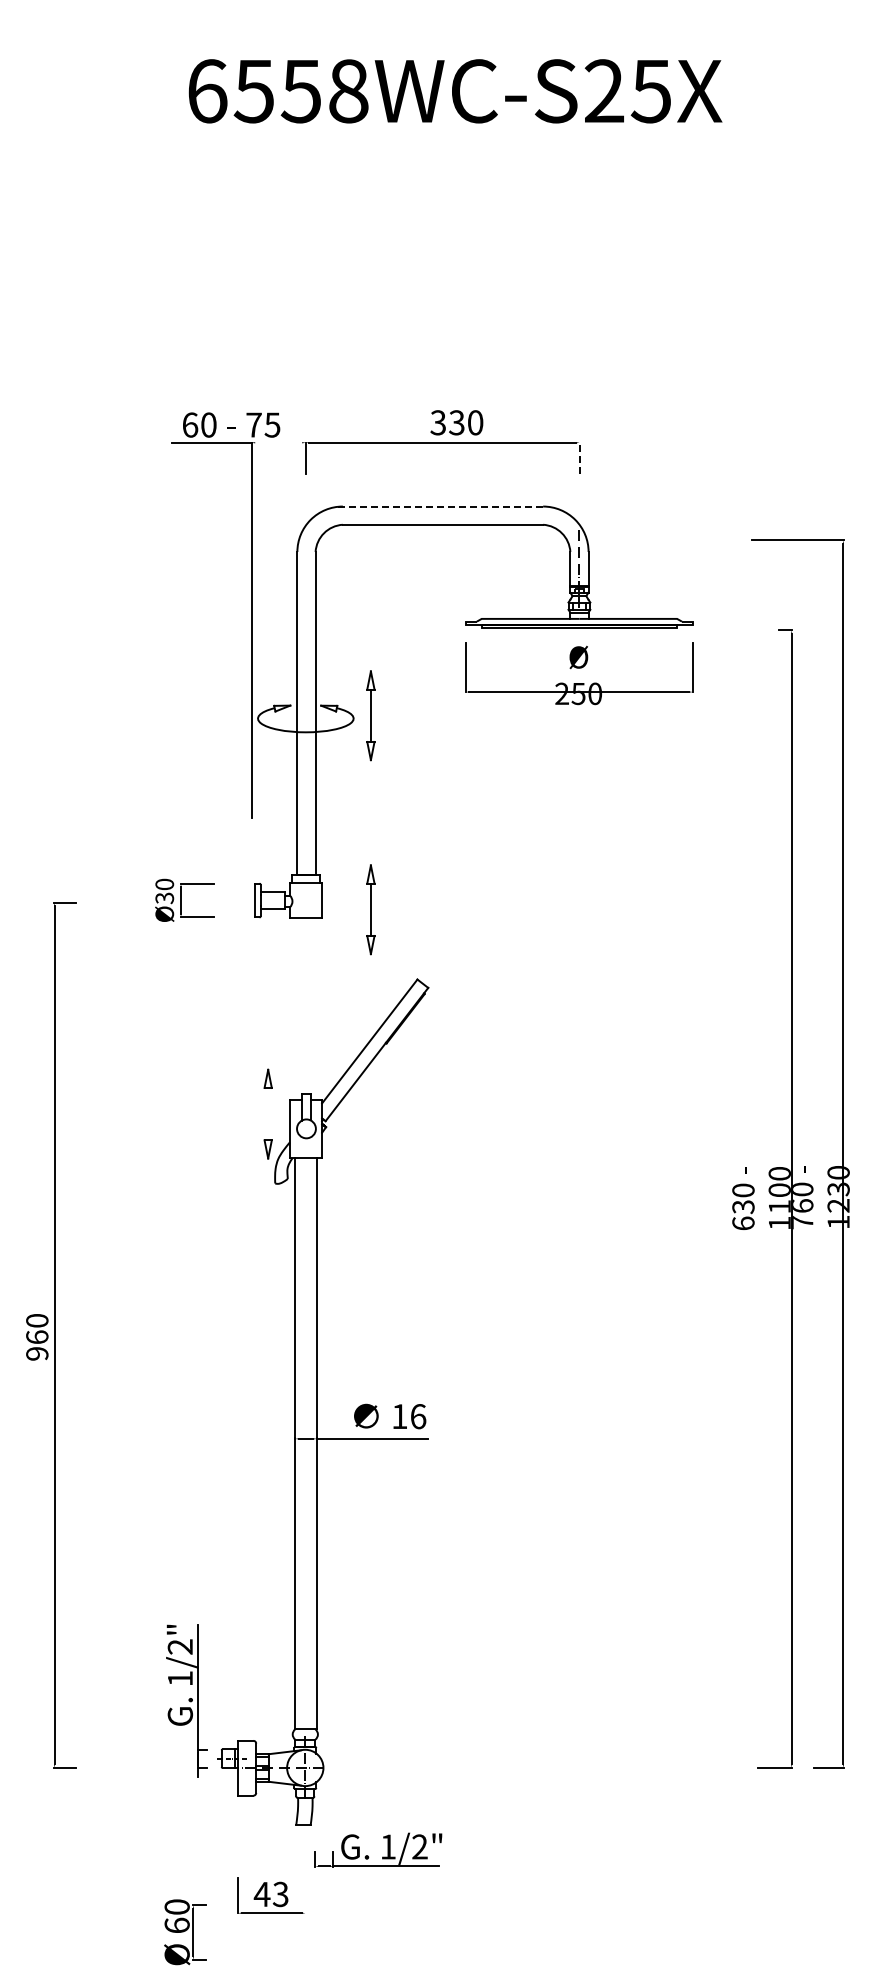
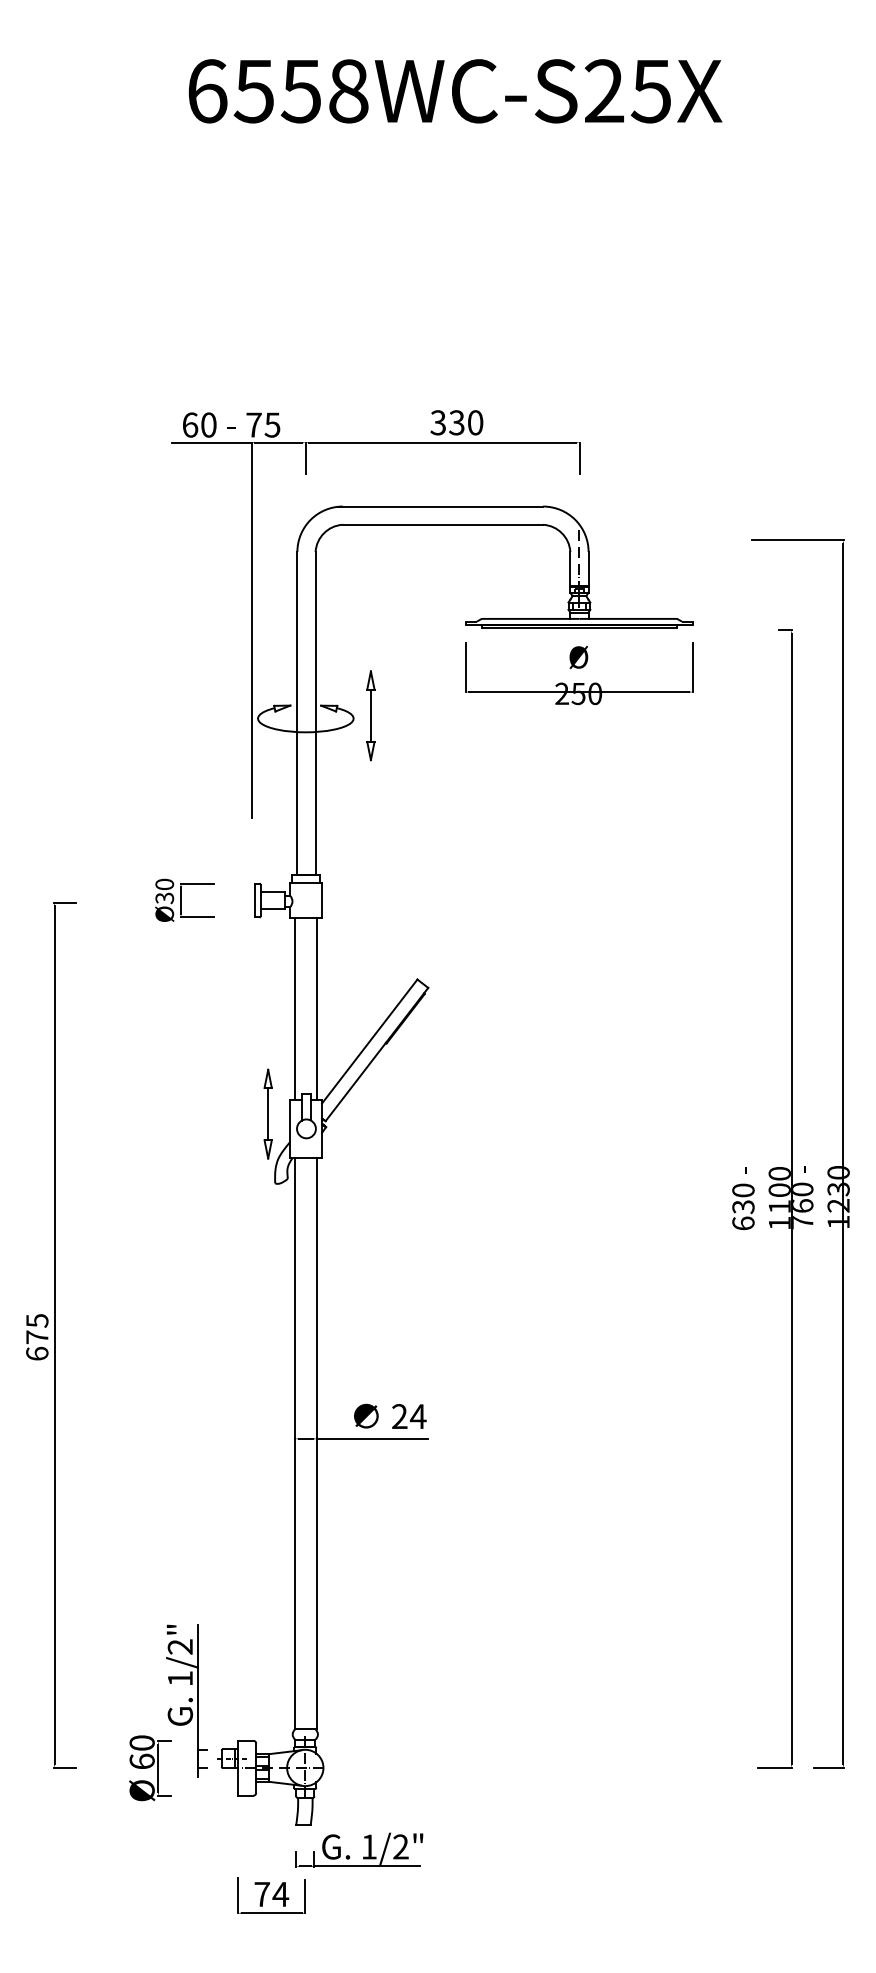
line: none -> present (278, 442)
line: dashed -> solid (579, 458)
line: dashed -> solid (440, 506)
part: present -> none (370, 909)
line: none -> present (295, 1008)
line: none -> present (317, 1008)
line: none -> present (268, 1113)
text: 960 -> 675 (37, 1337)
text: 16 -> 24 (409, 1416)
part position: (382, 1856) -> (363, 1856) (363, 1856)
text: 43 -> 74 (271, 1894)
line: none -> present (305, 1896)
part position: (185, 1932) -> (150, 1768) (150, 1768)
